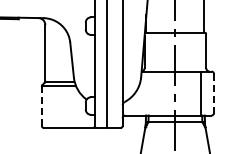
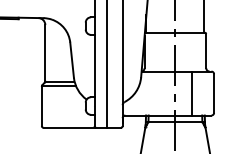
line position: (201, 93) -> (192, 93) (192, 93)
line: dashed -> solid (214, 94)
line: dashed -> solid (41, 106)
